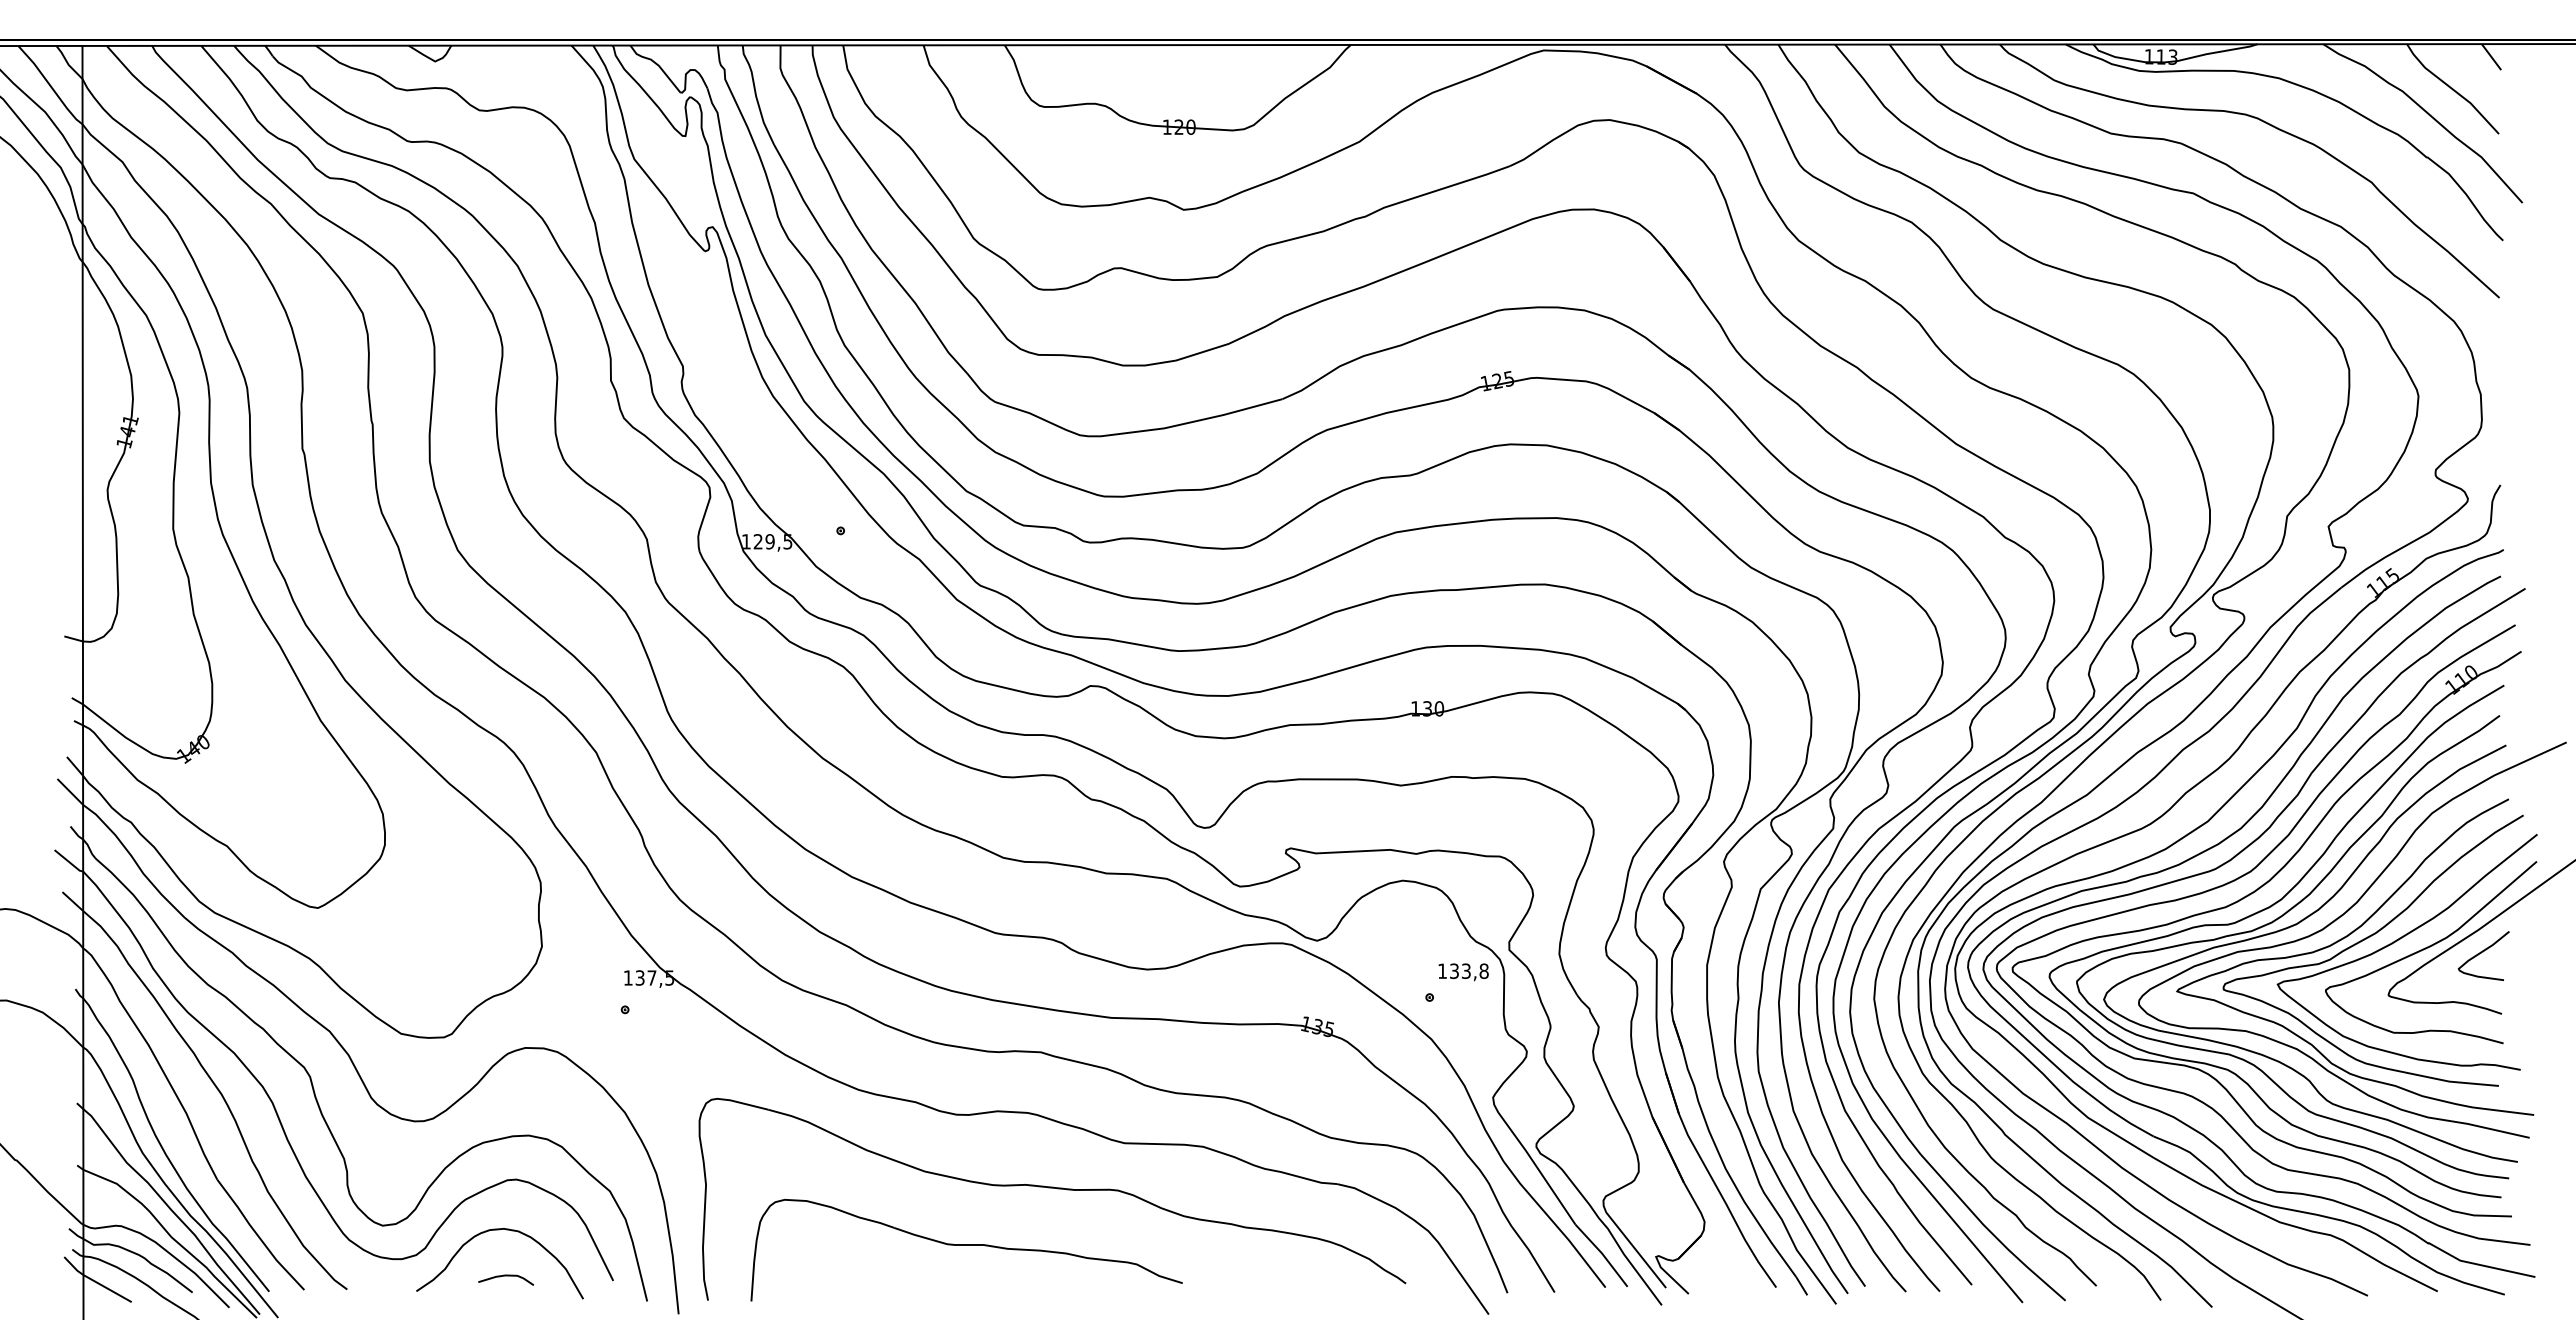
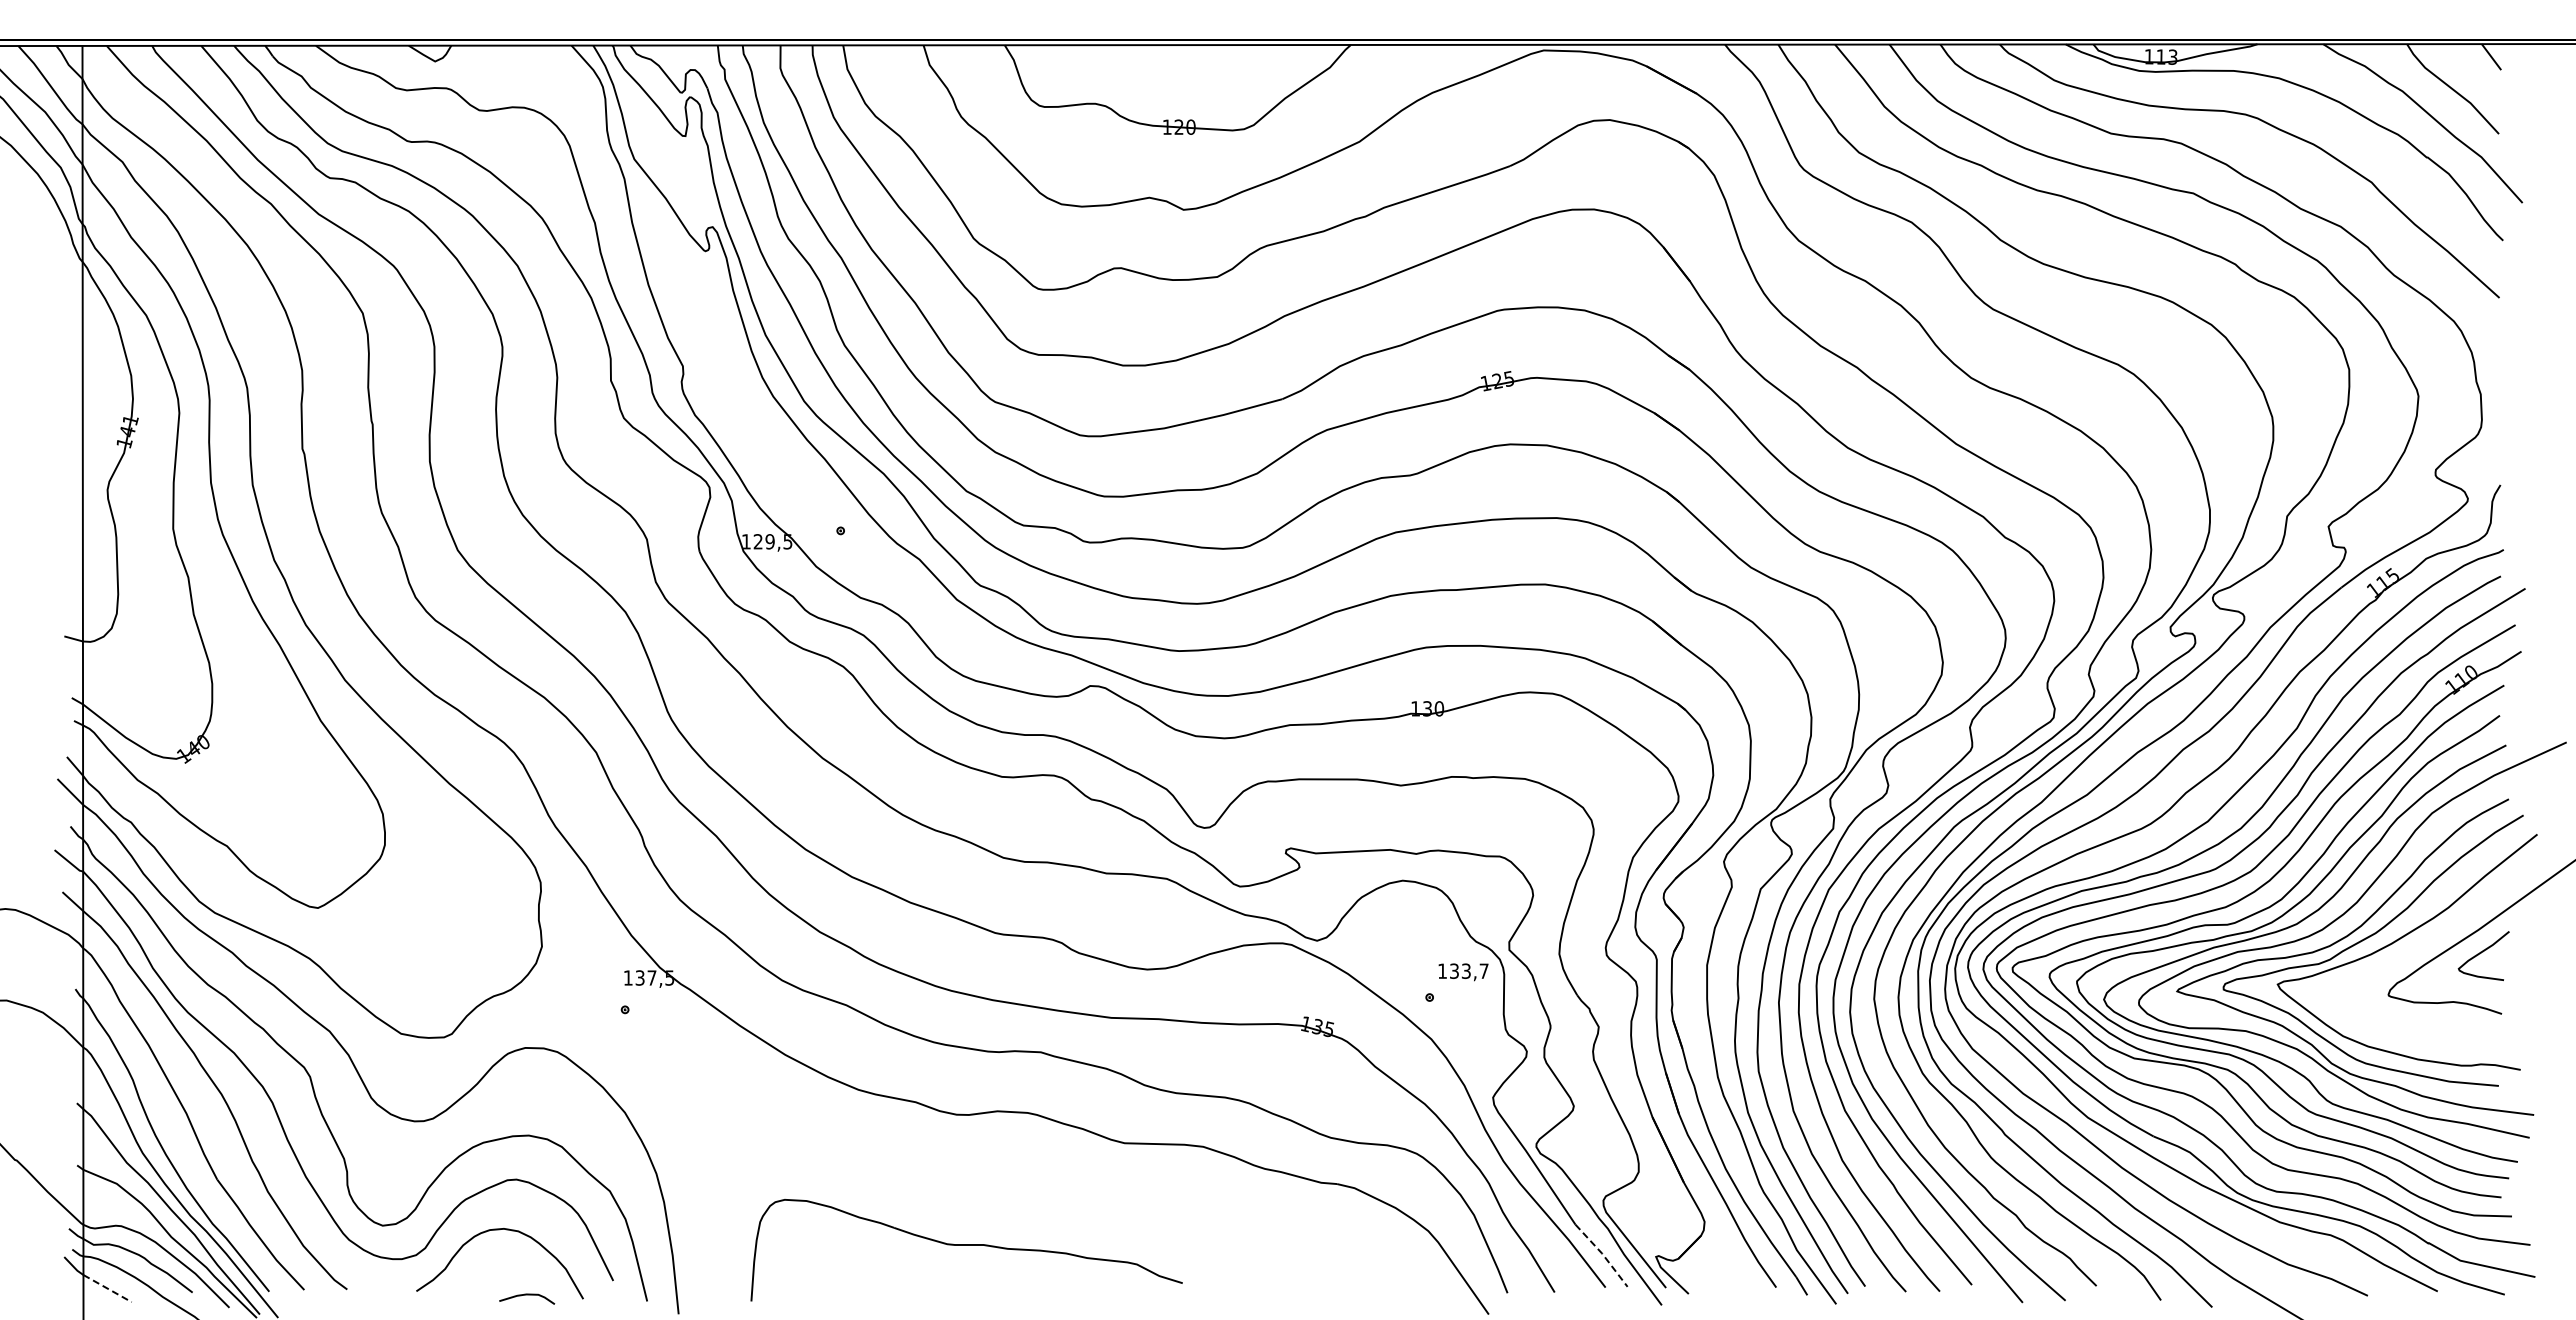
curve: present -> none (2428, 948)
text: 133,8 -> 133,7 (1483, 970)
part: present -> none (1052, 1188)
line: solid -> dashed (1602, 1254)
curve position: (506, 1276) -> (527, 1295) (527, 1295)
line: solid -> dashed (107, 1288)
